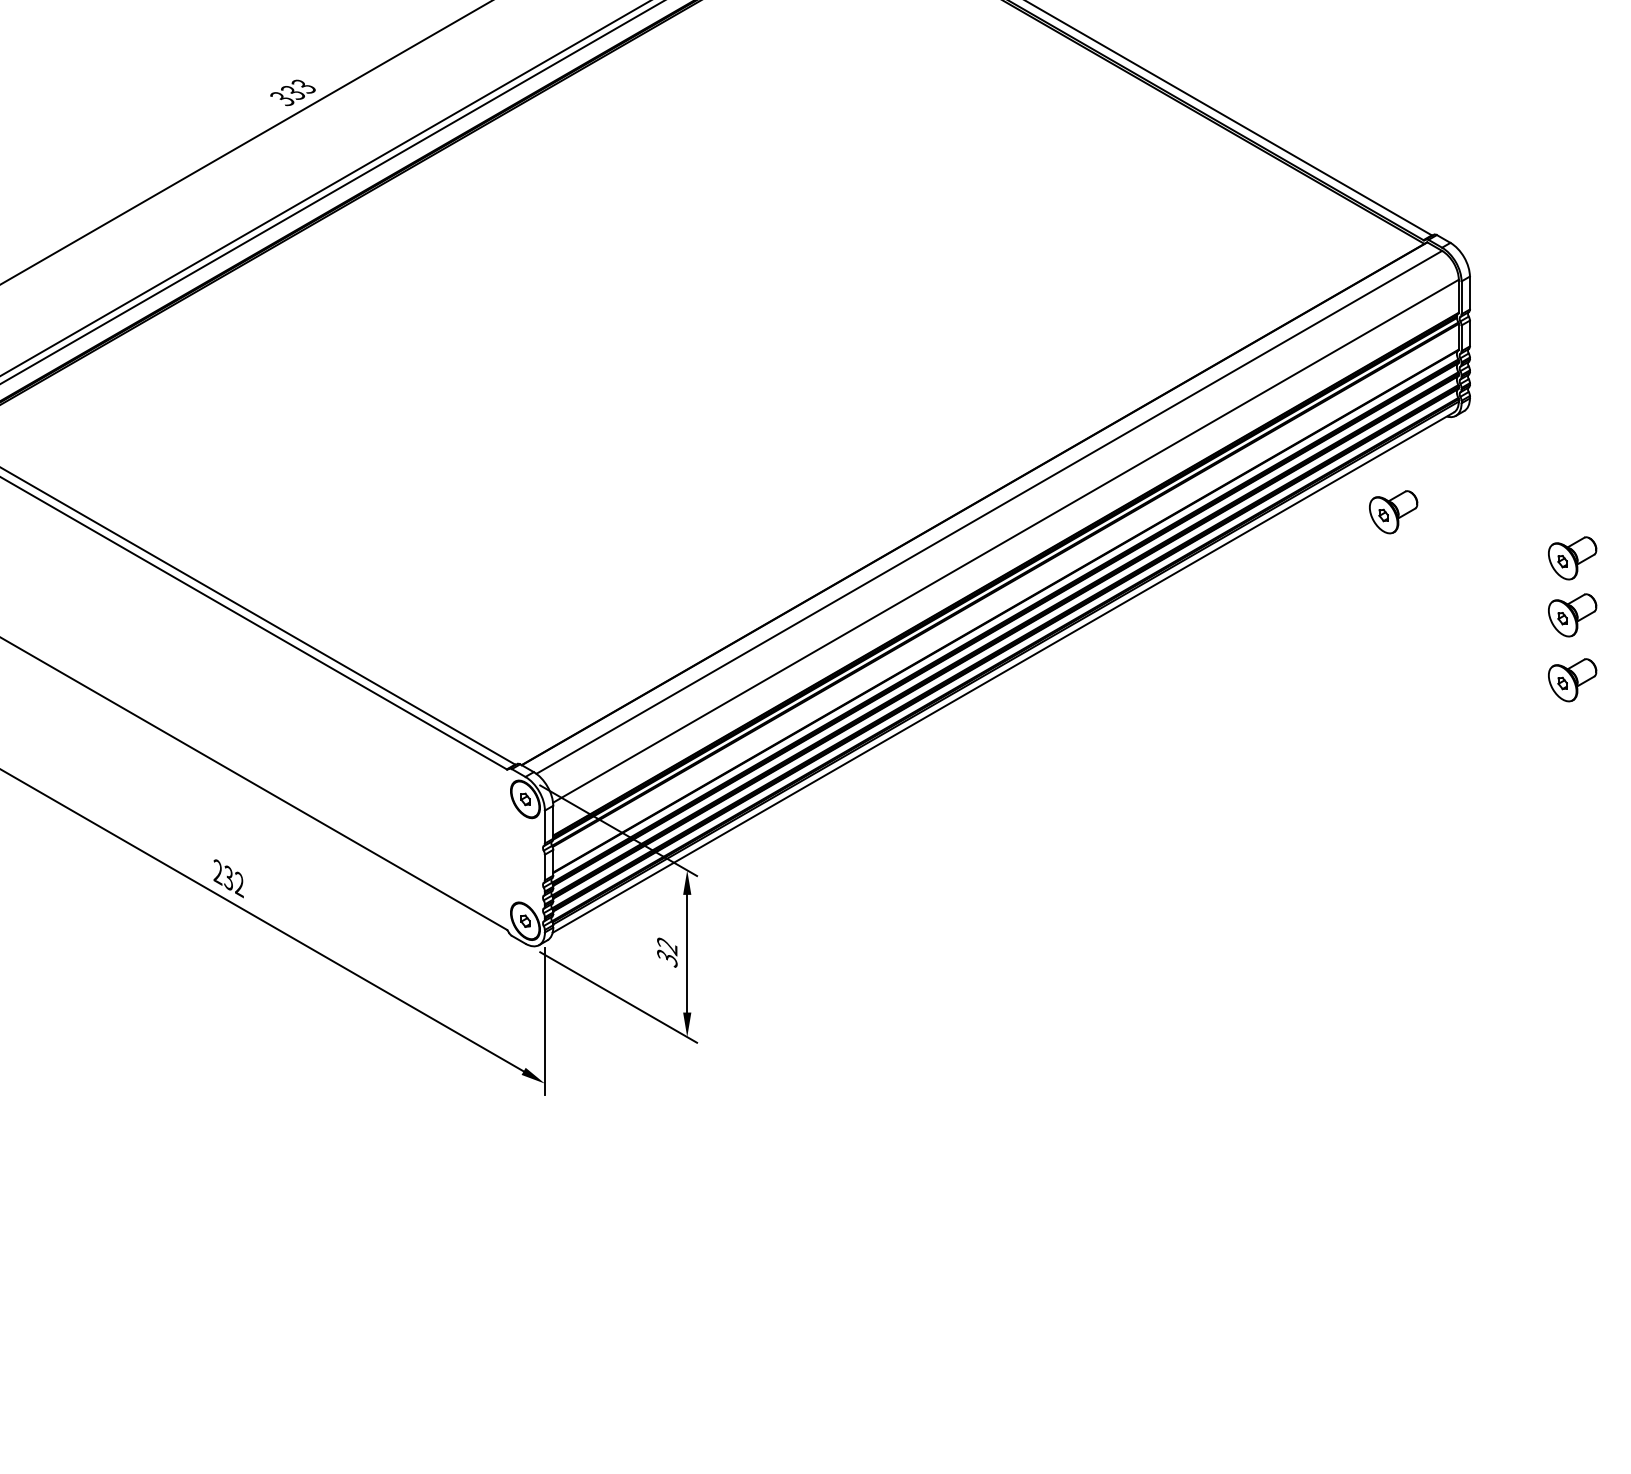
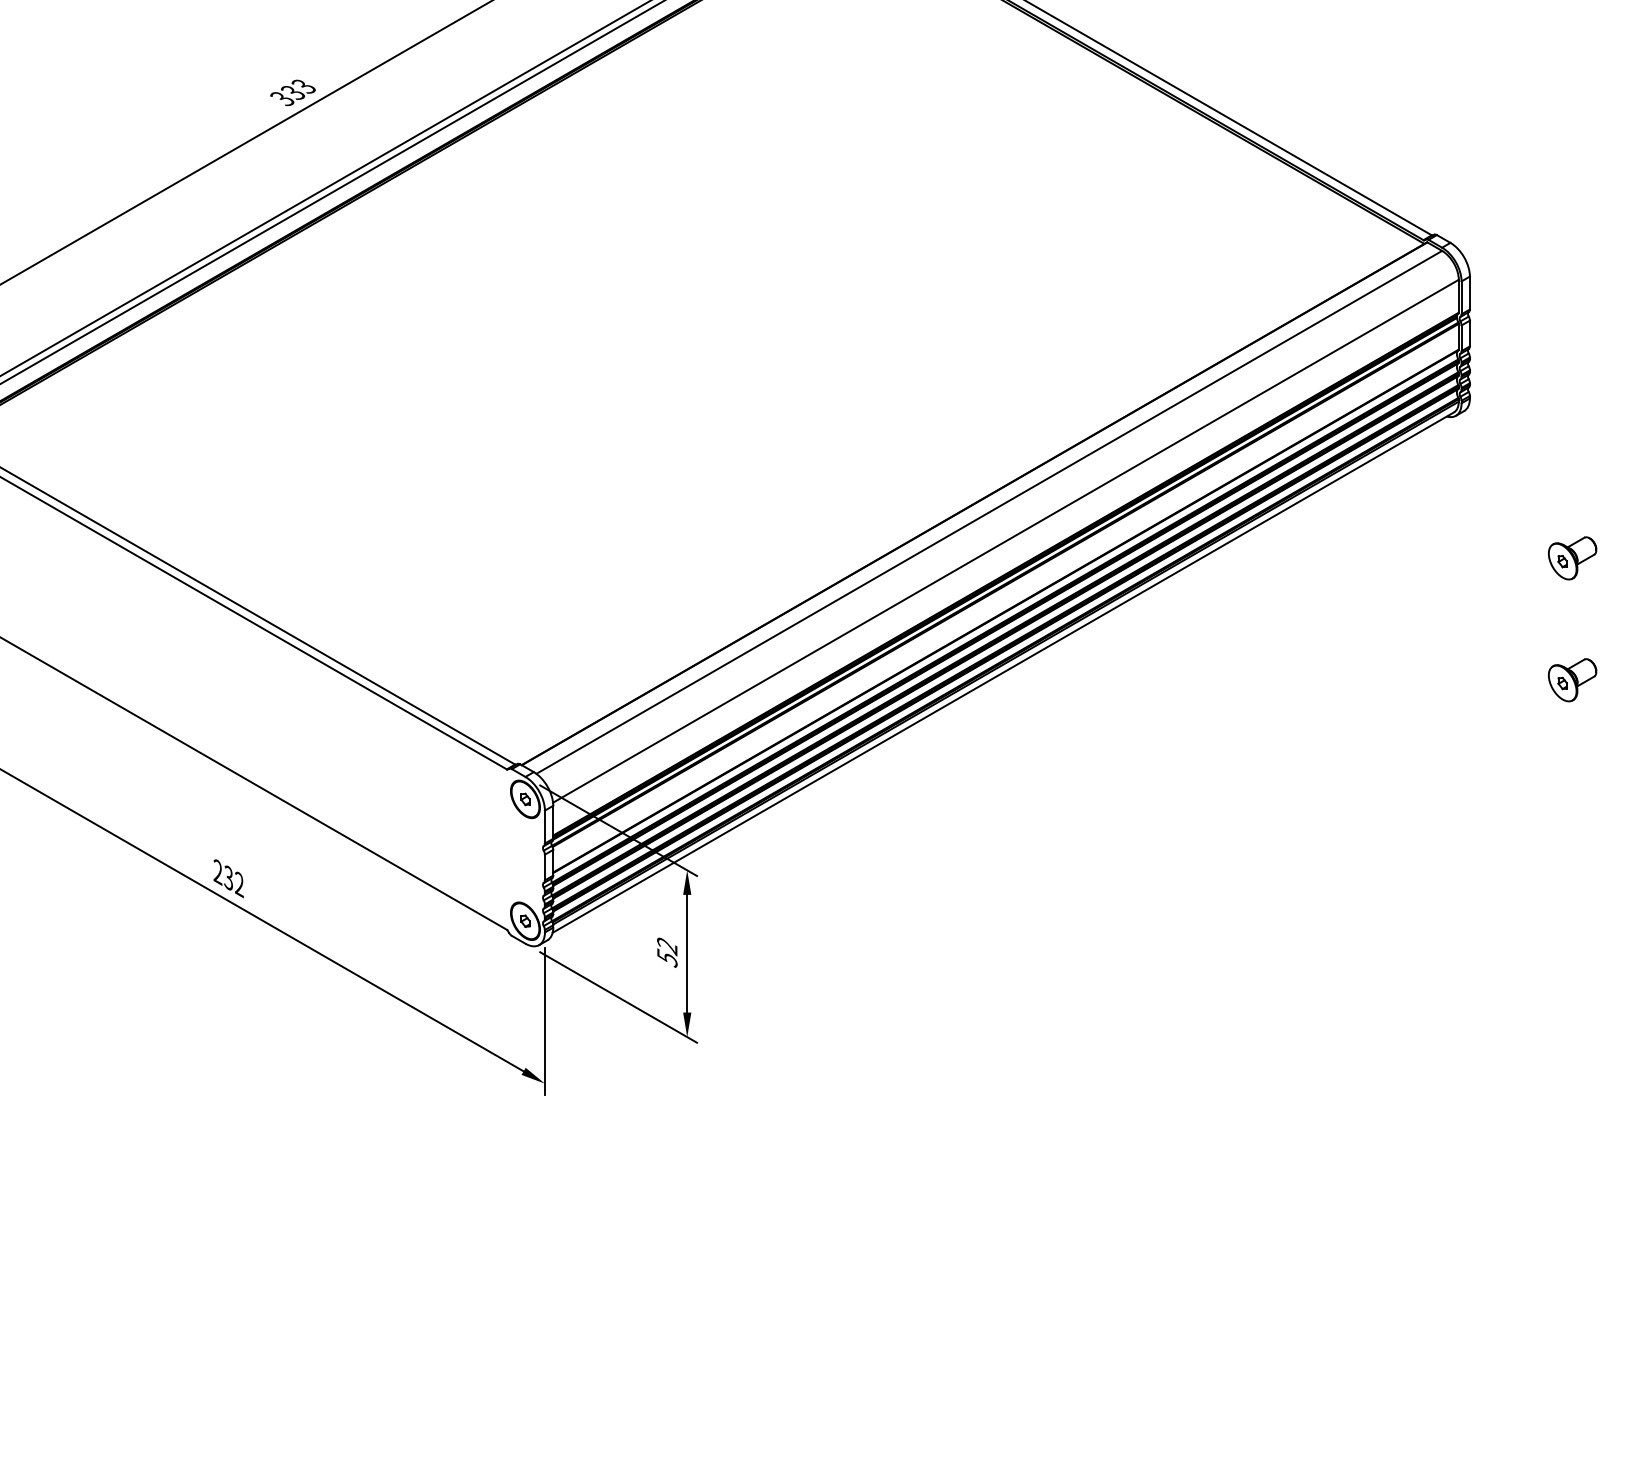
part: present -> none (1393, 512)
part: present -> none (1572, 615)
text: 32 -> 52 (666, 956)
